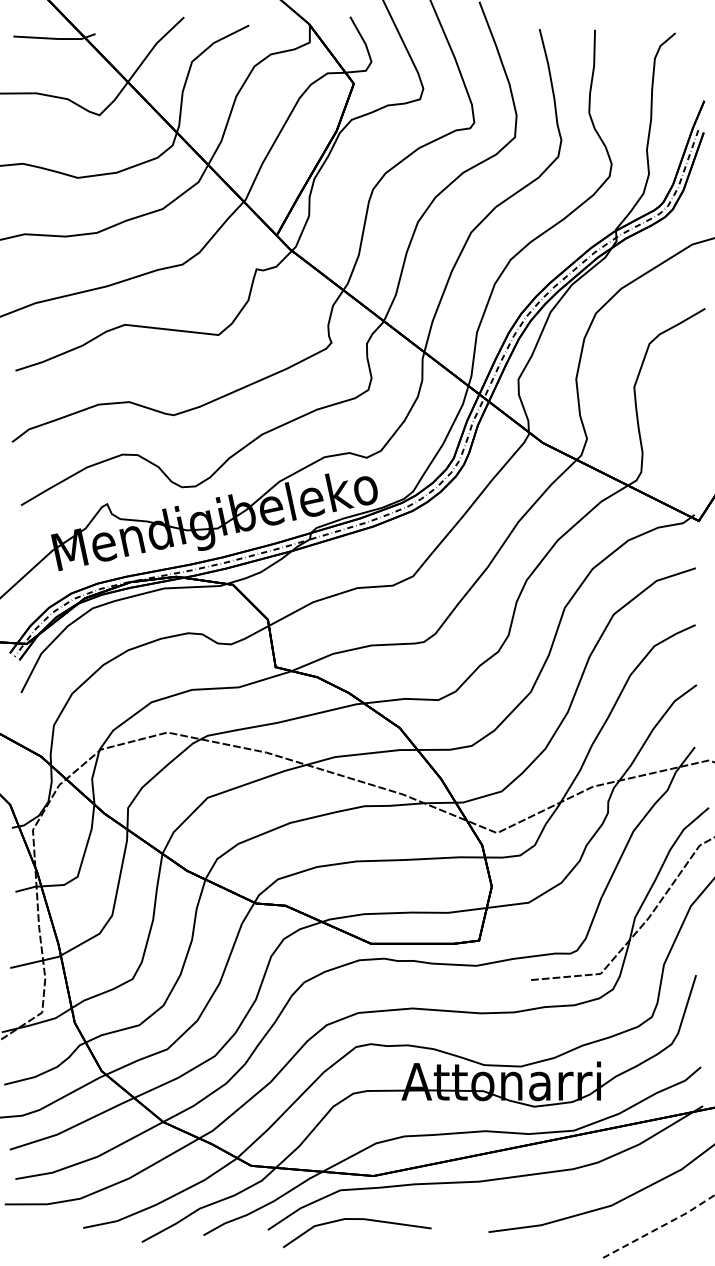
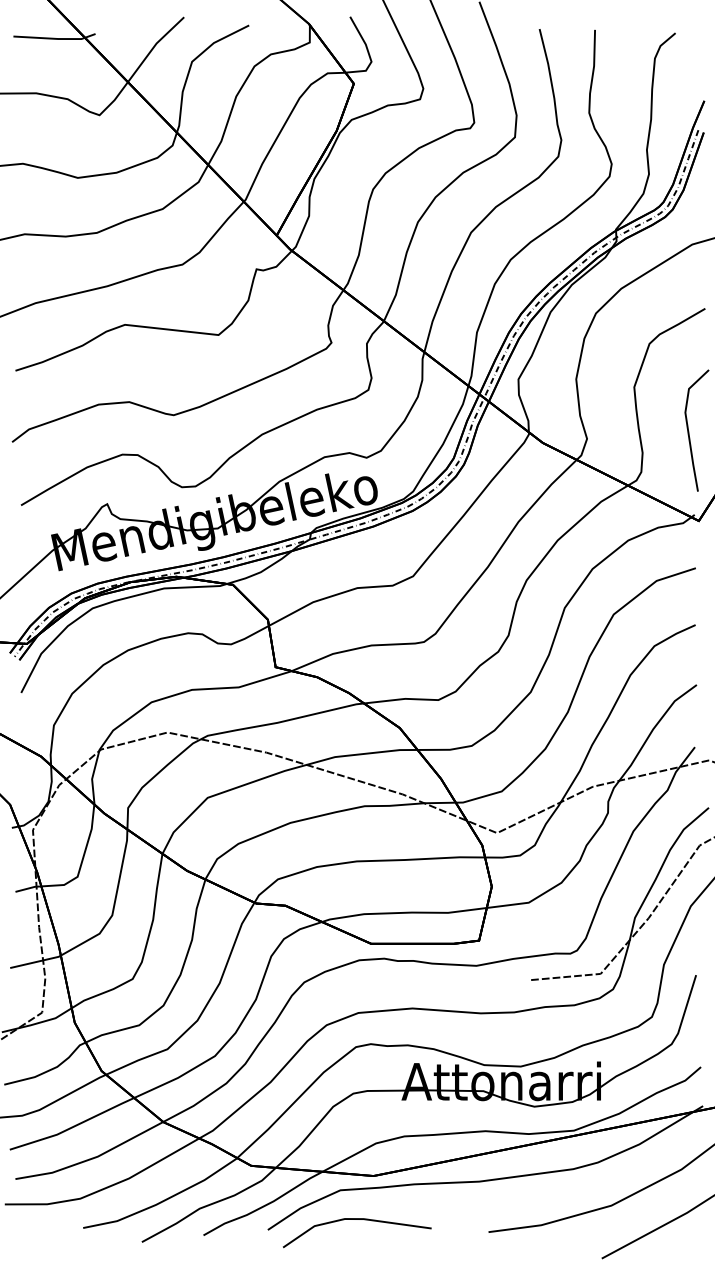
line: none -> present (689, 431)
line: dashed -> solid (659, 1227)
